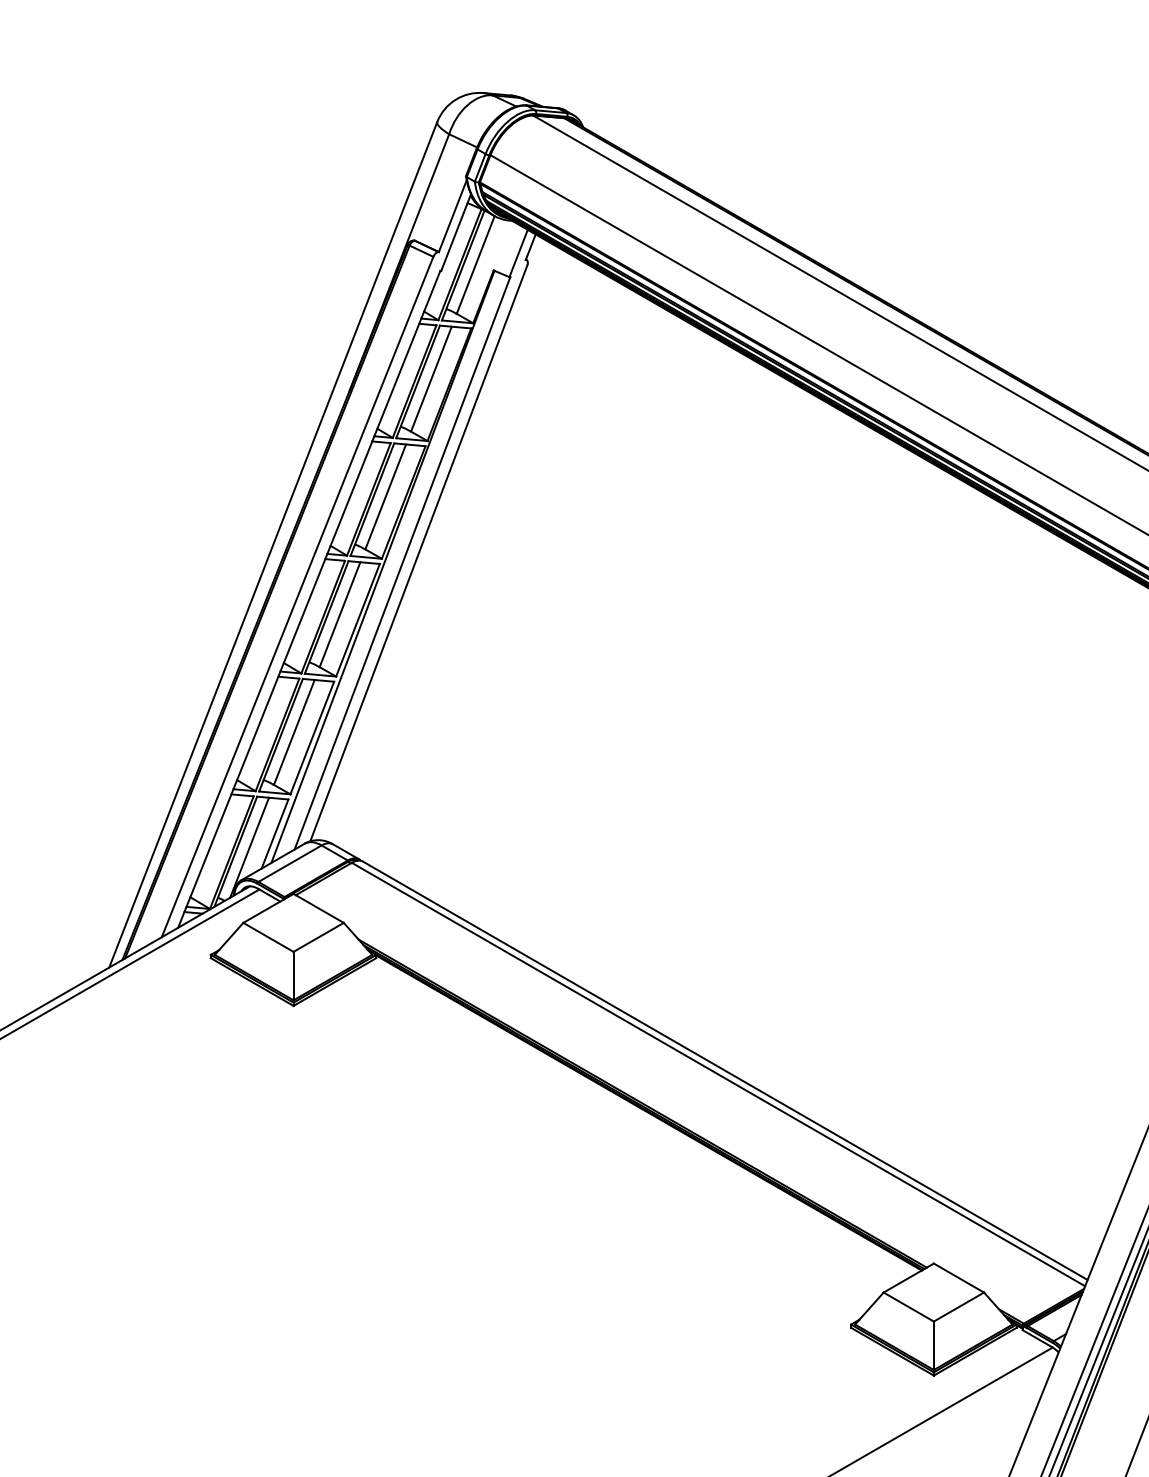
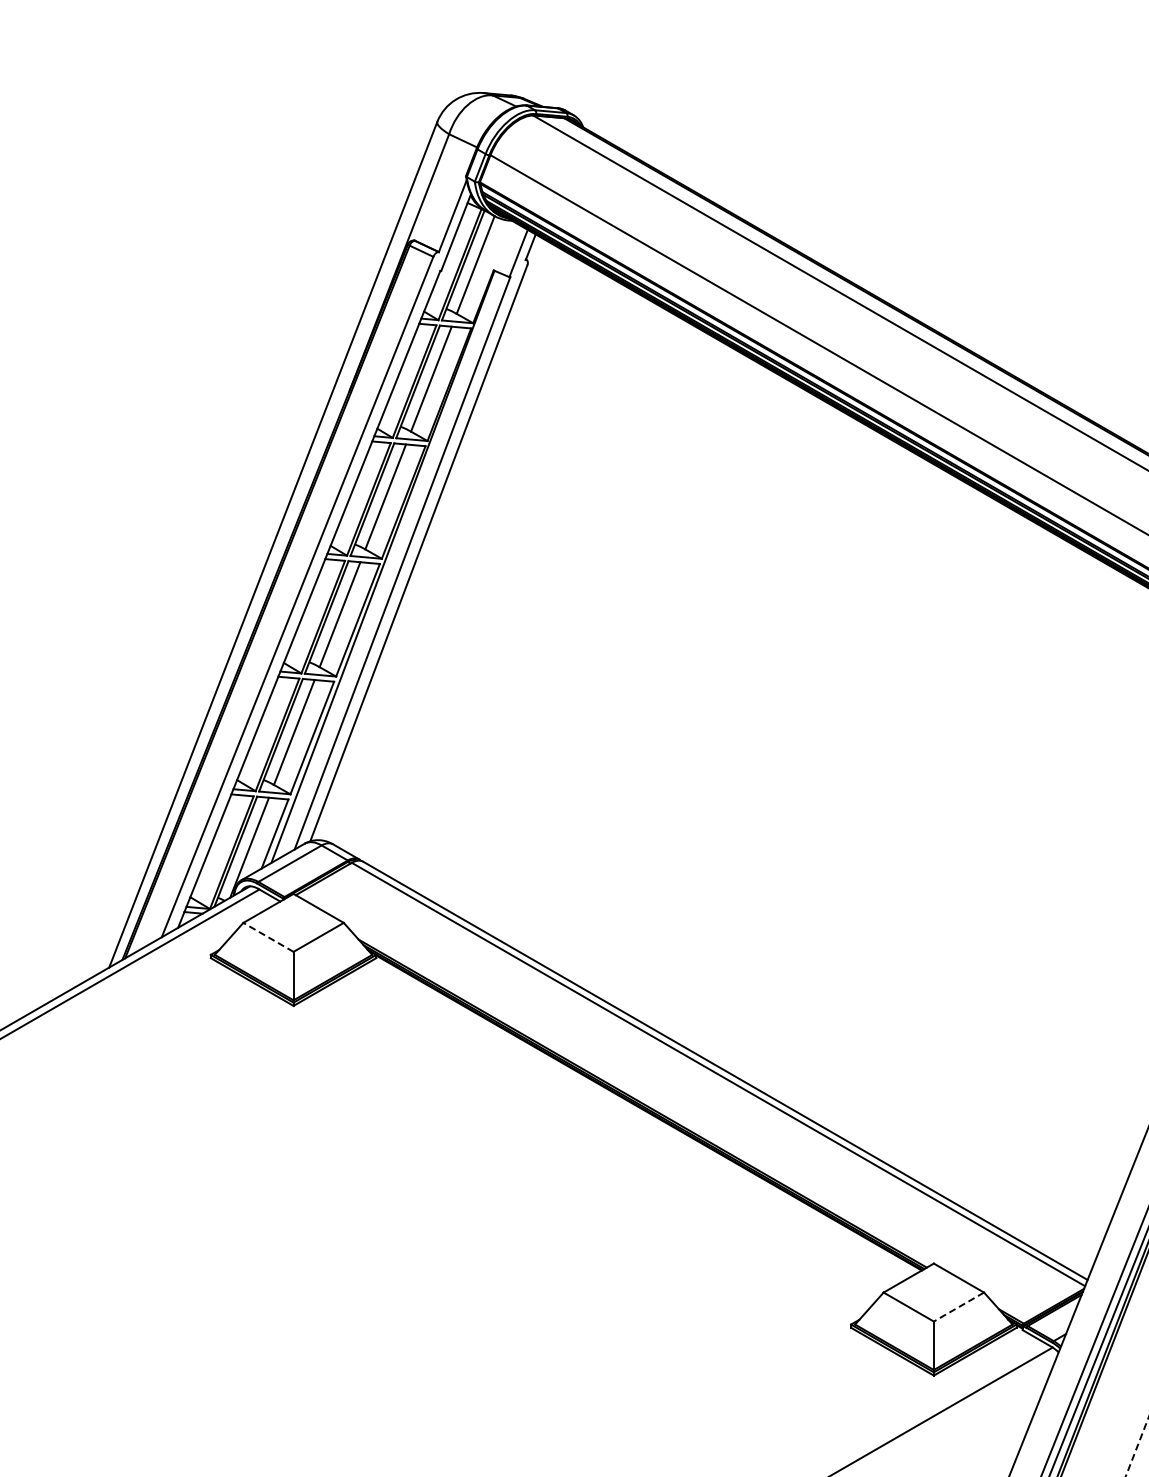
line: solid -> dashed (268, 937)
line: solid -> dashed (958, 1307)
line: solid -> dashed (1137, 1446)
